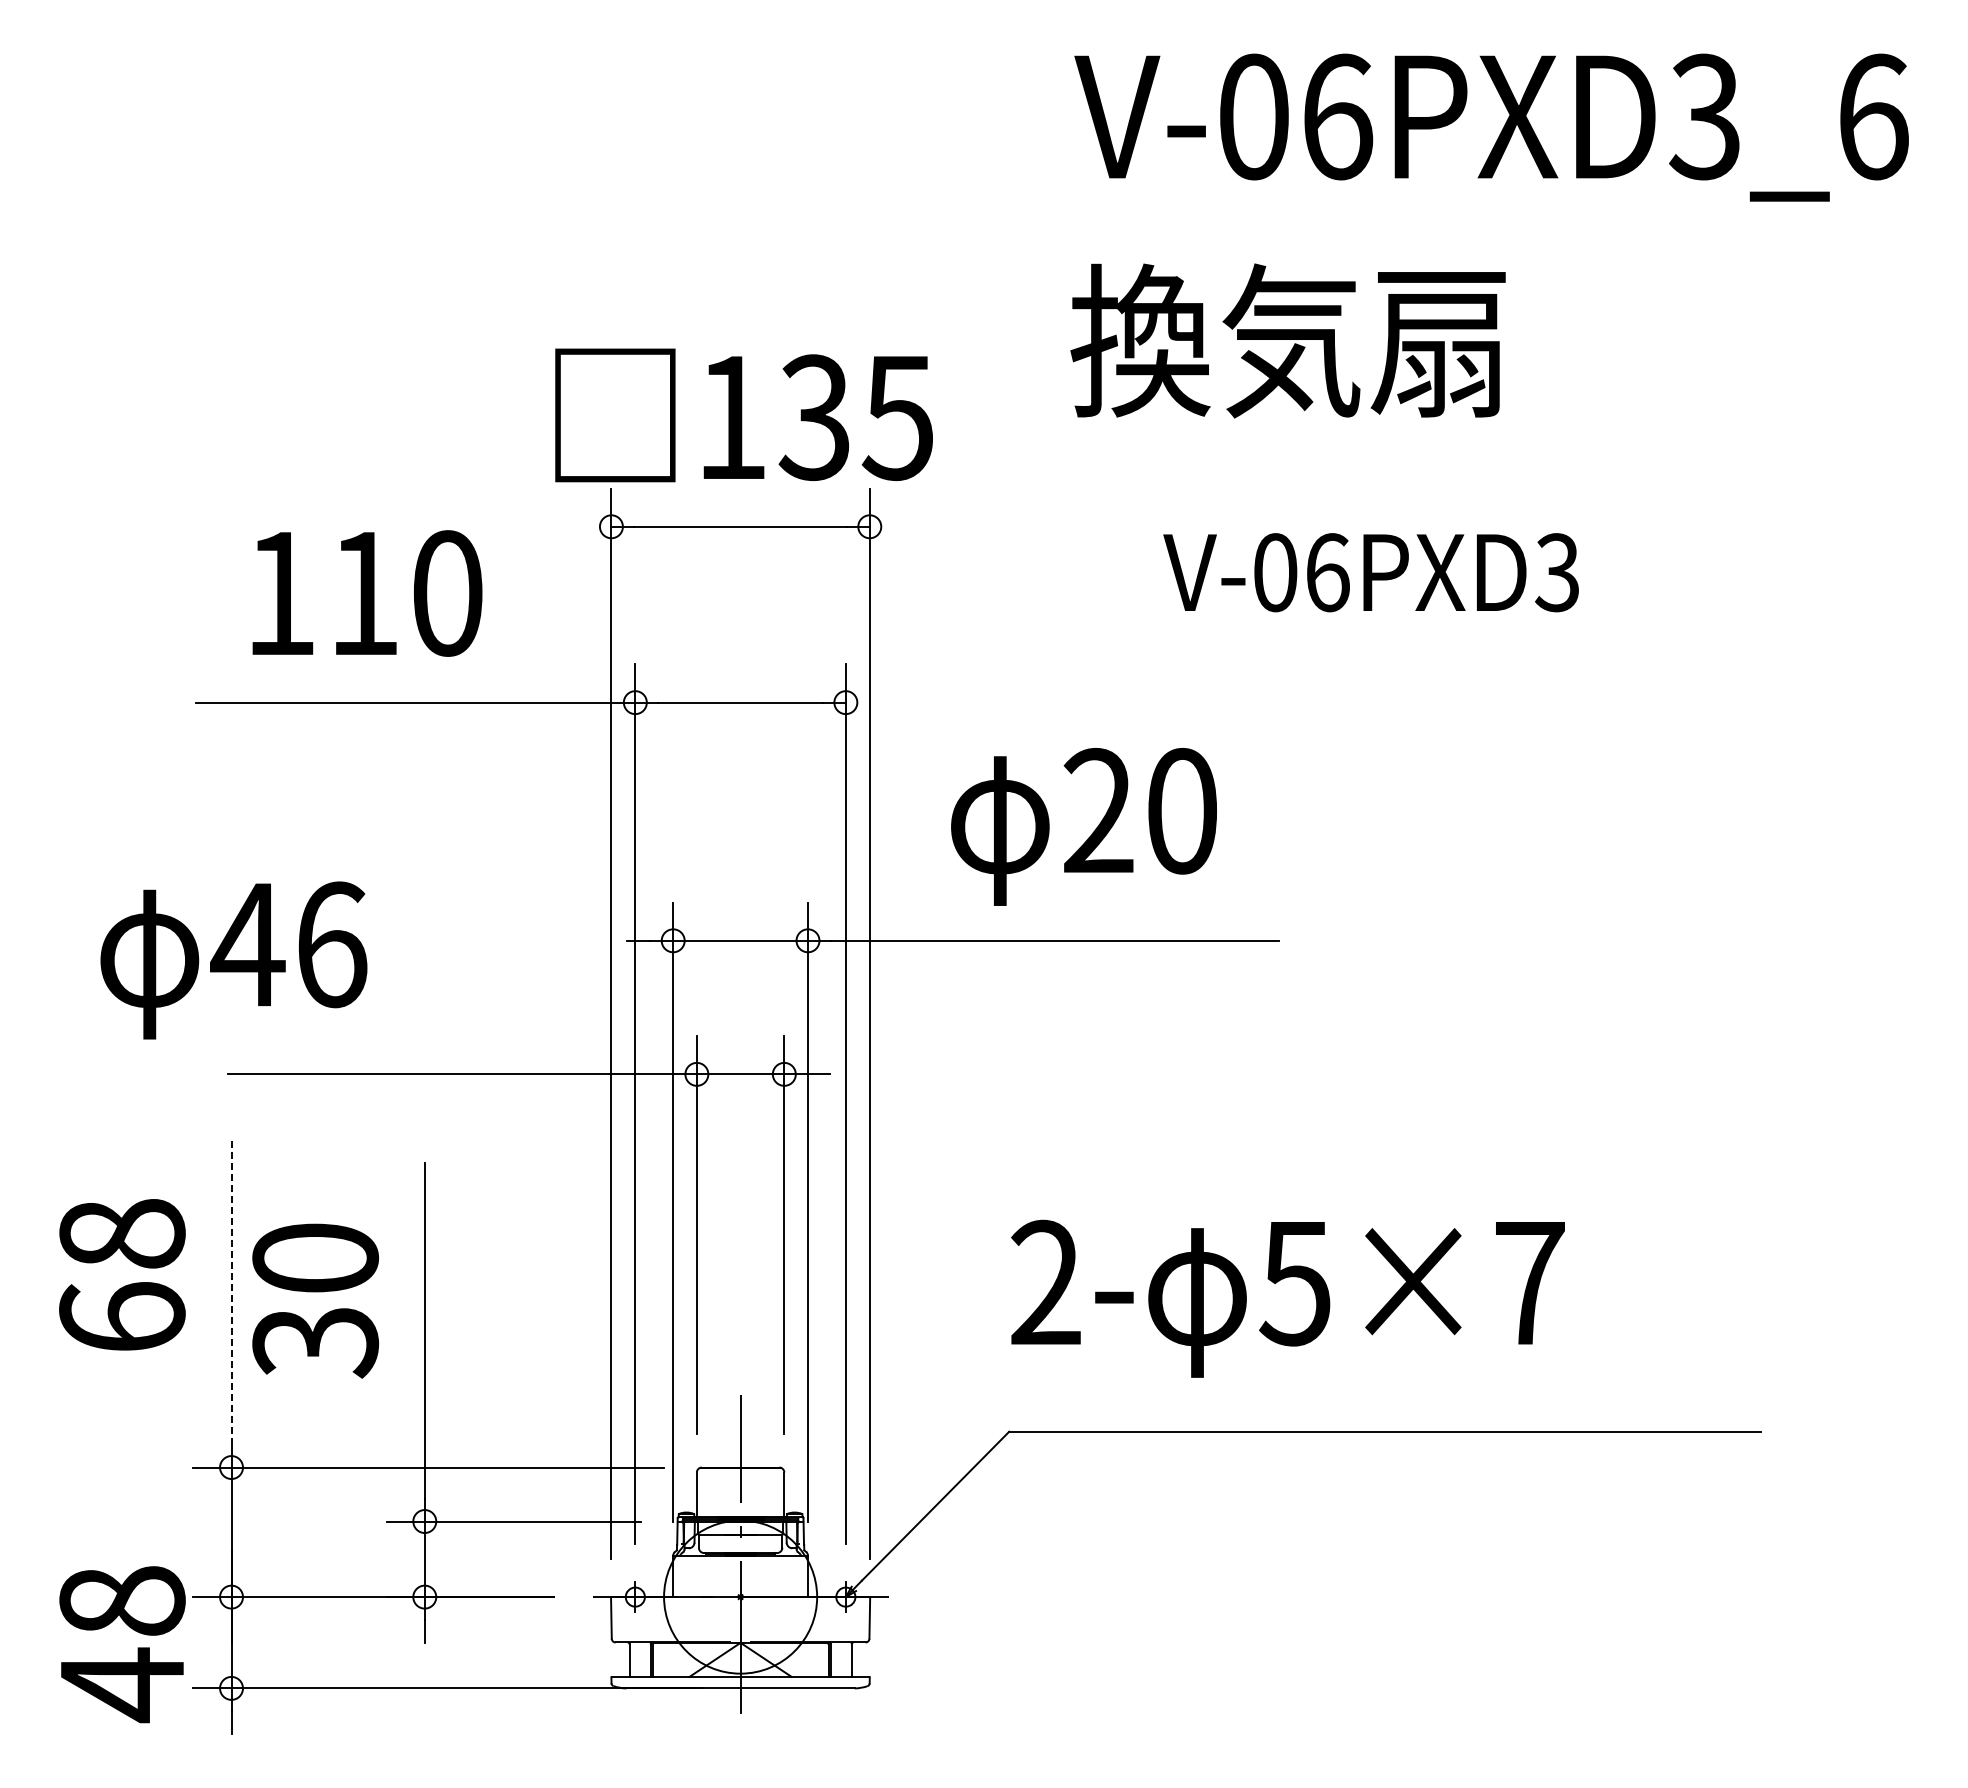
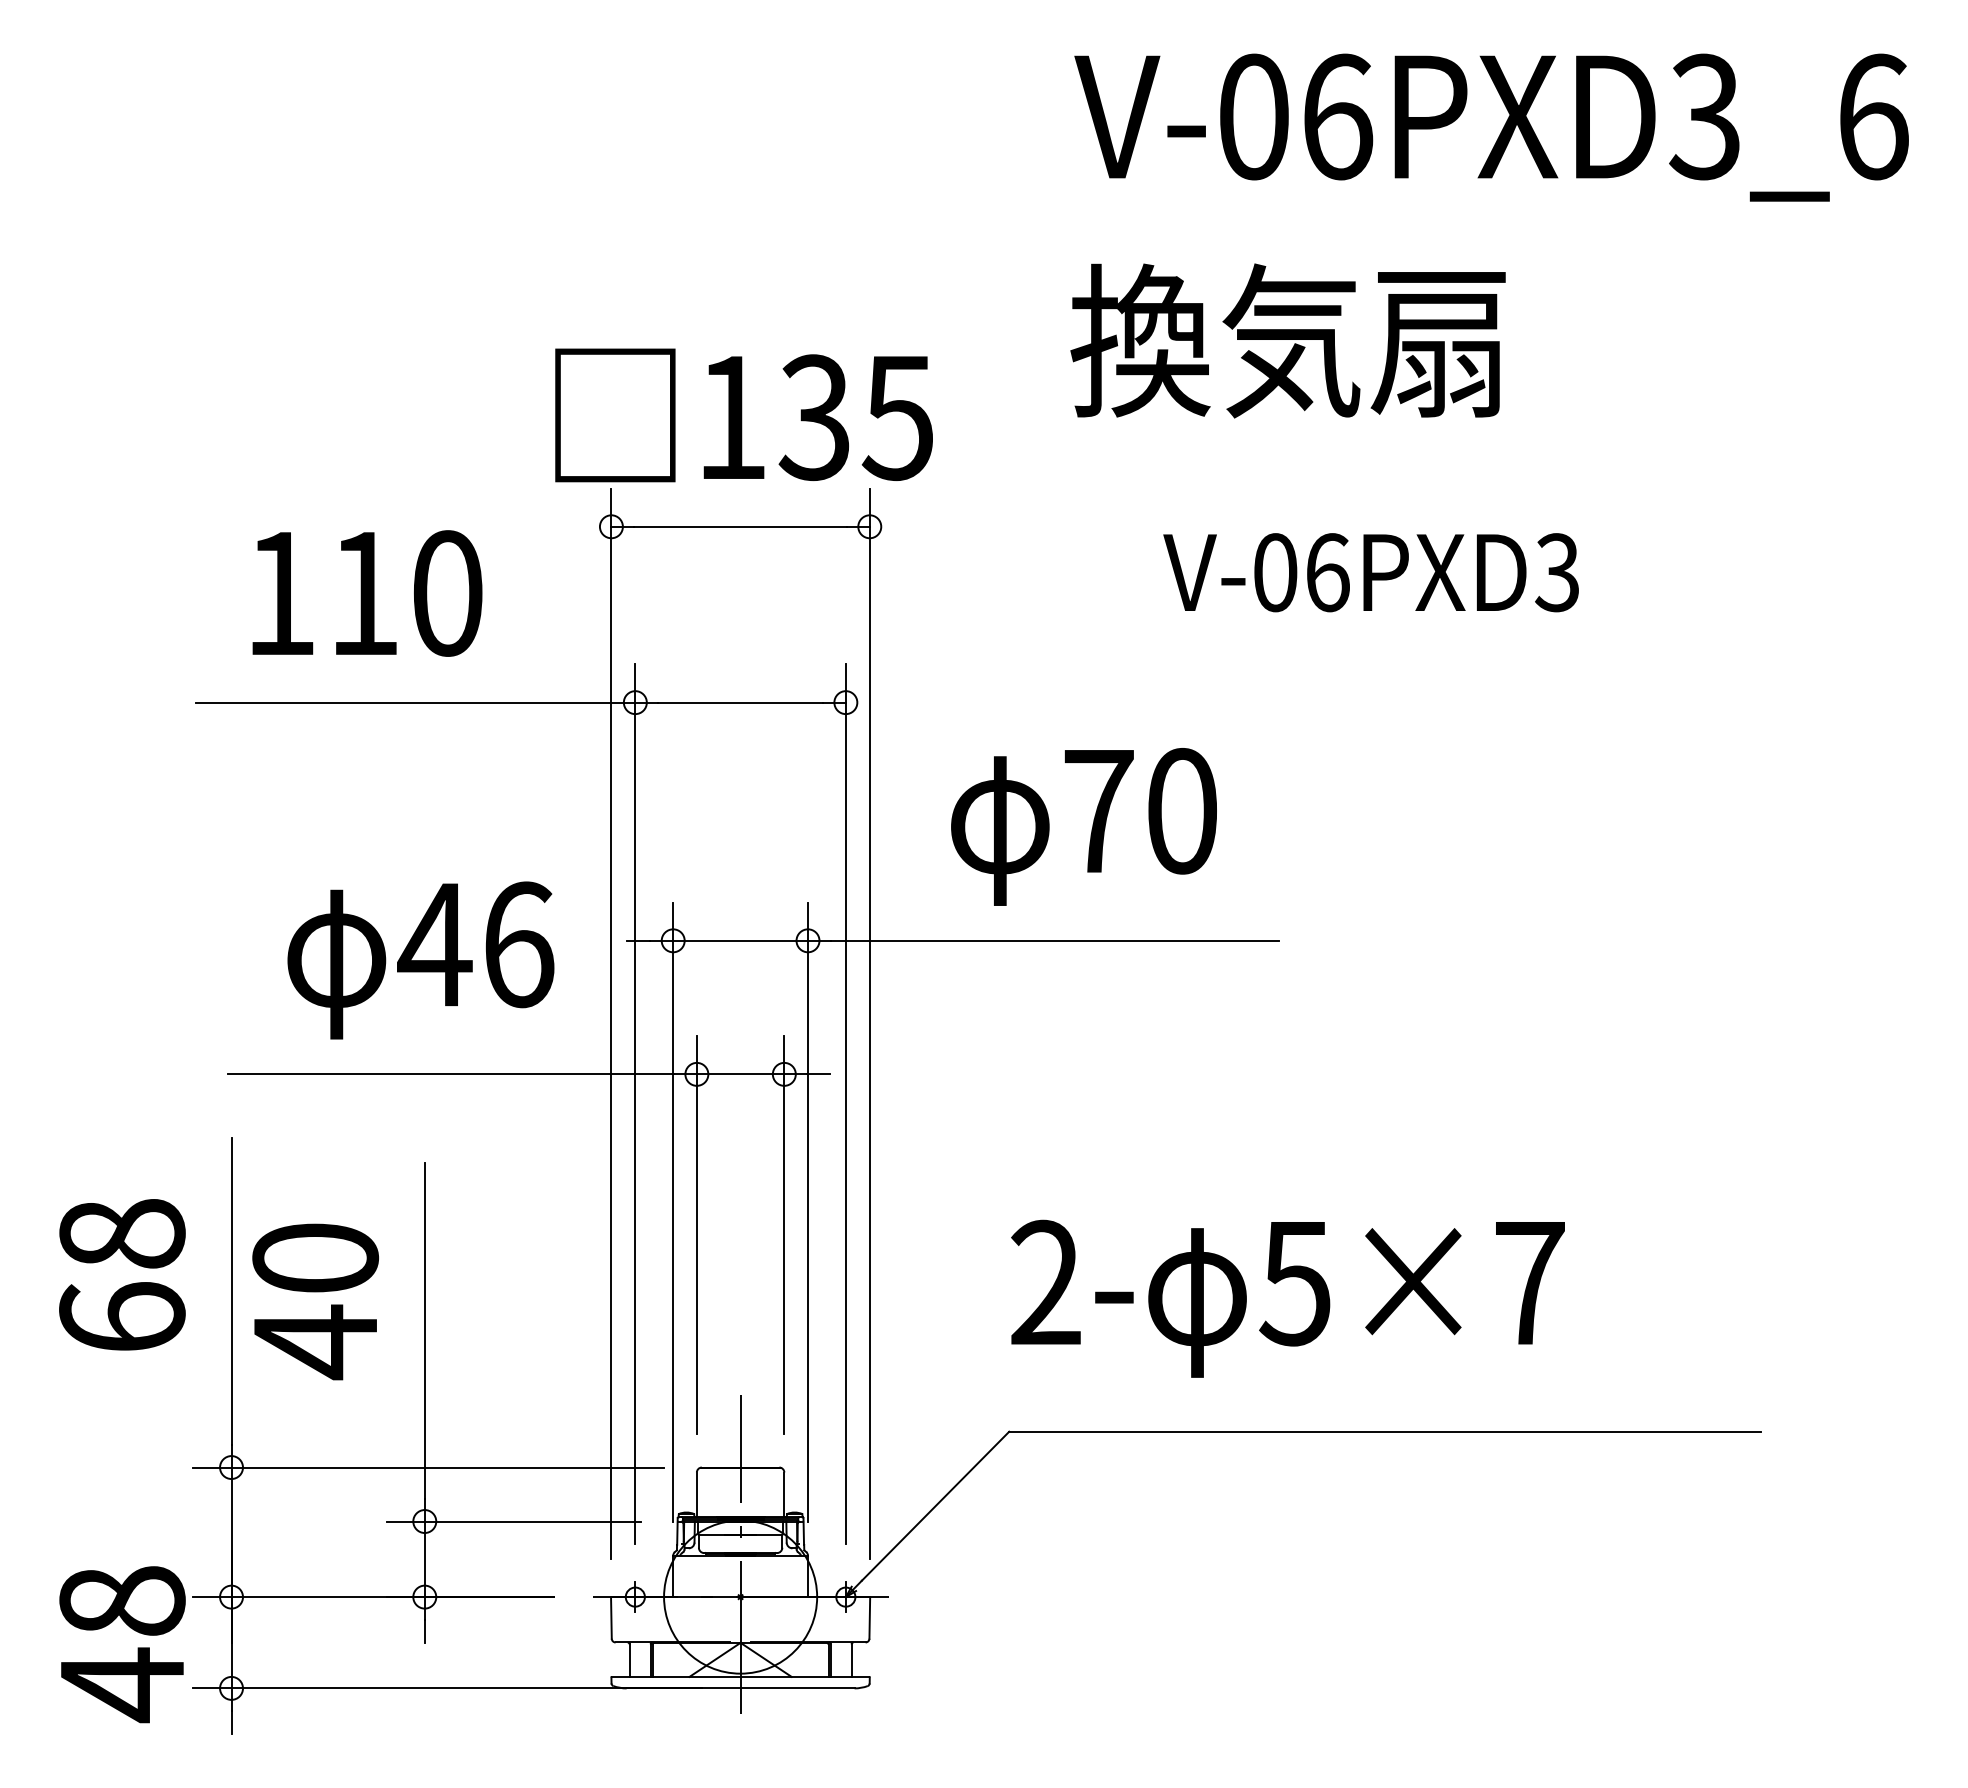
text: 20 -> 70 (1098, 810)
text position: (233, 960) -> (420, 960) (420, 960)
line: dashed -> solid (231, 1291)
text: 30 -> 40 (315, 1342)
